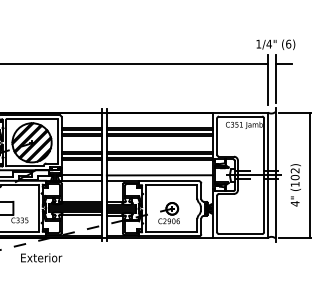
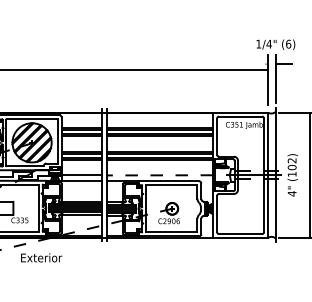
line position: (134, 64) -> (134, 70) (134, 70)
line: solid -> dashed (159, 175)
text position: (295, 185) -> (292, 175) (292, 175)
